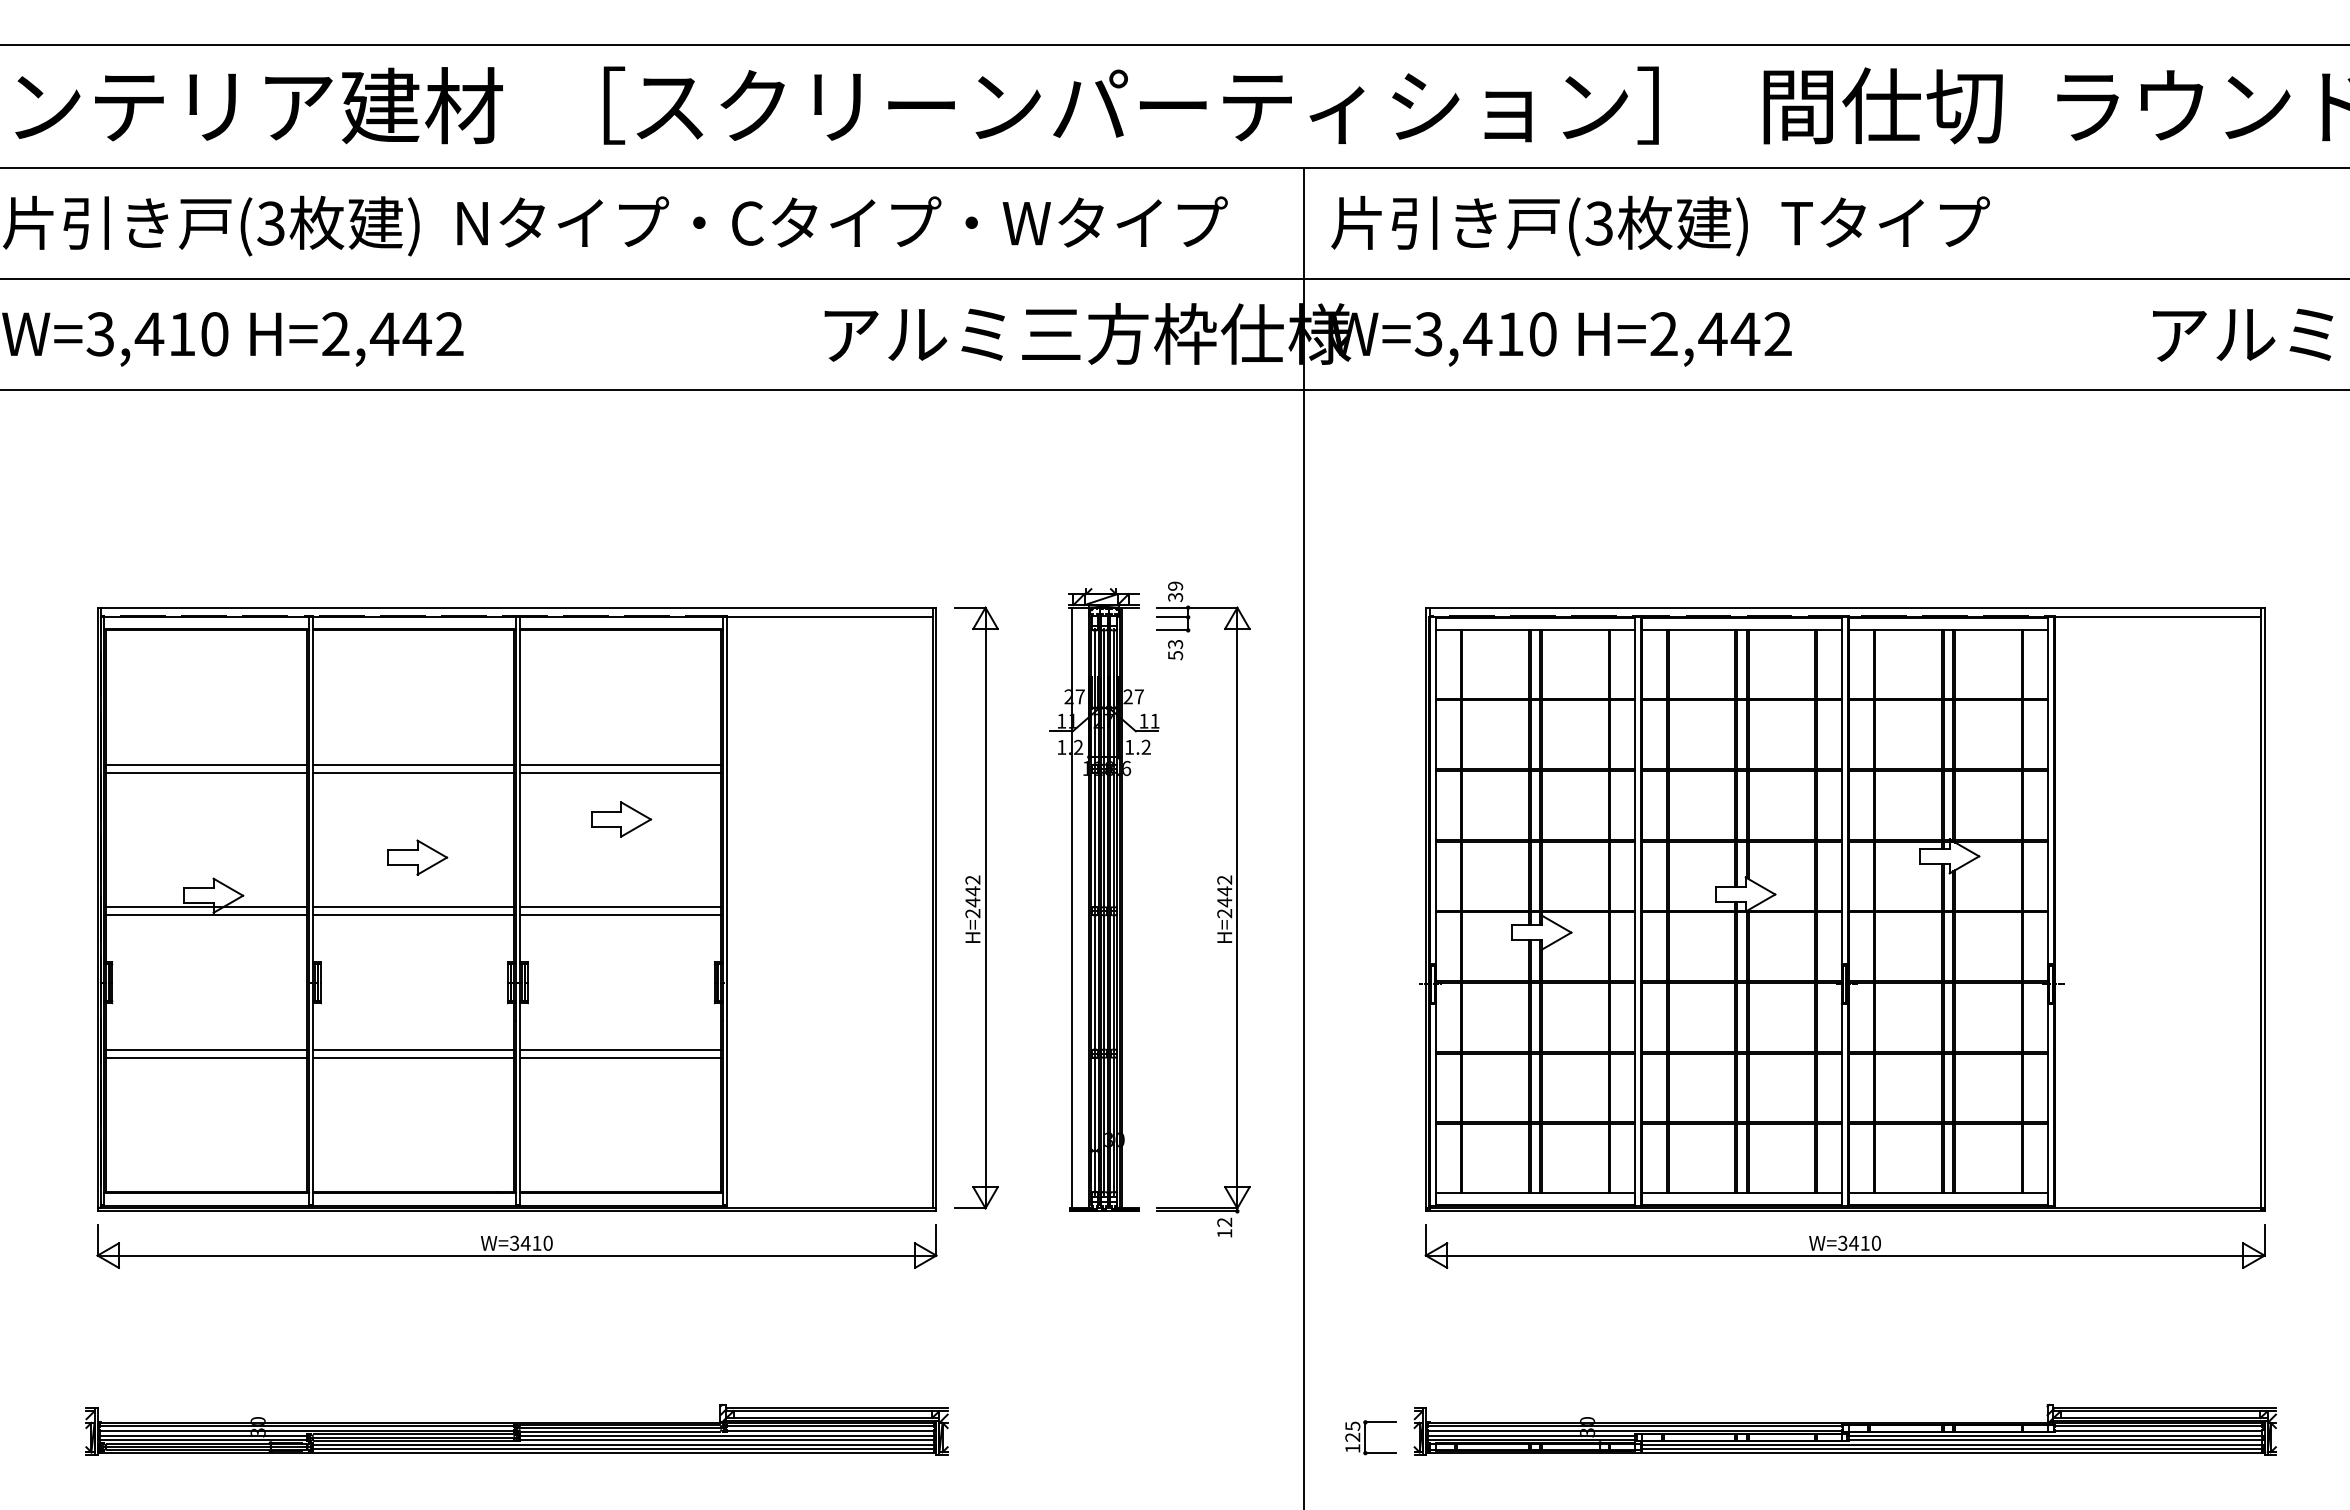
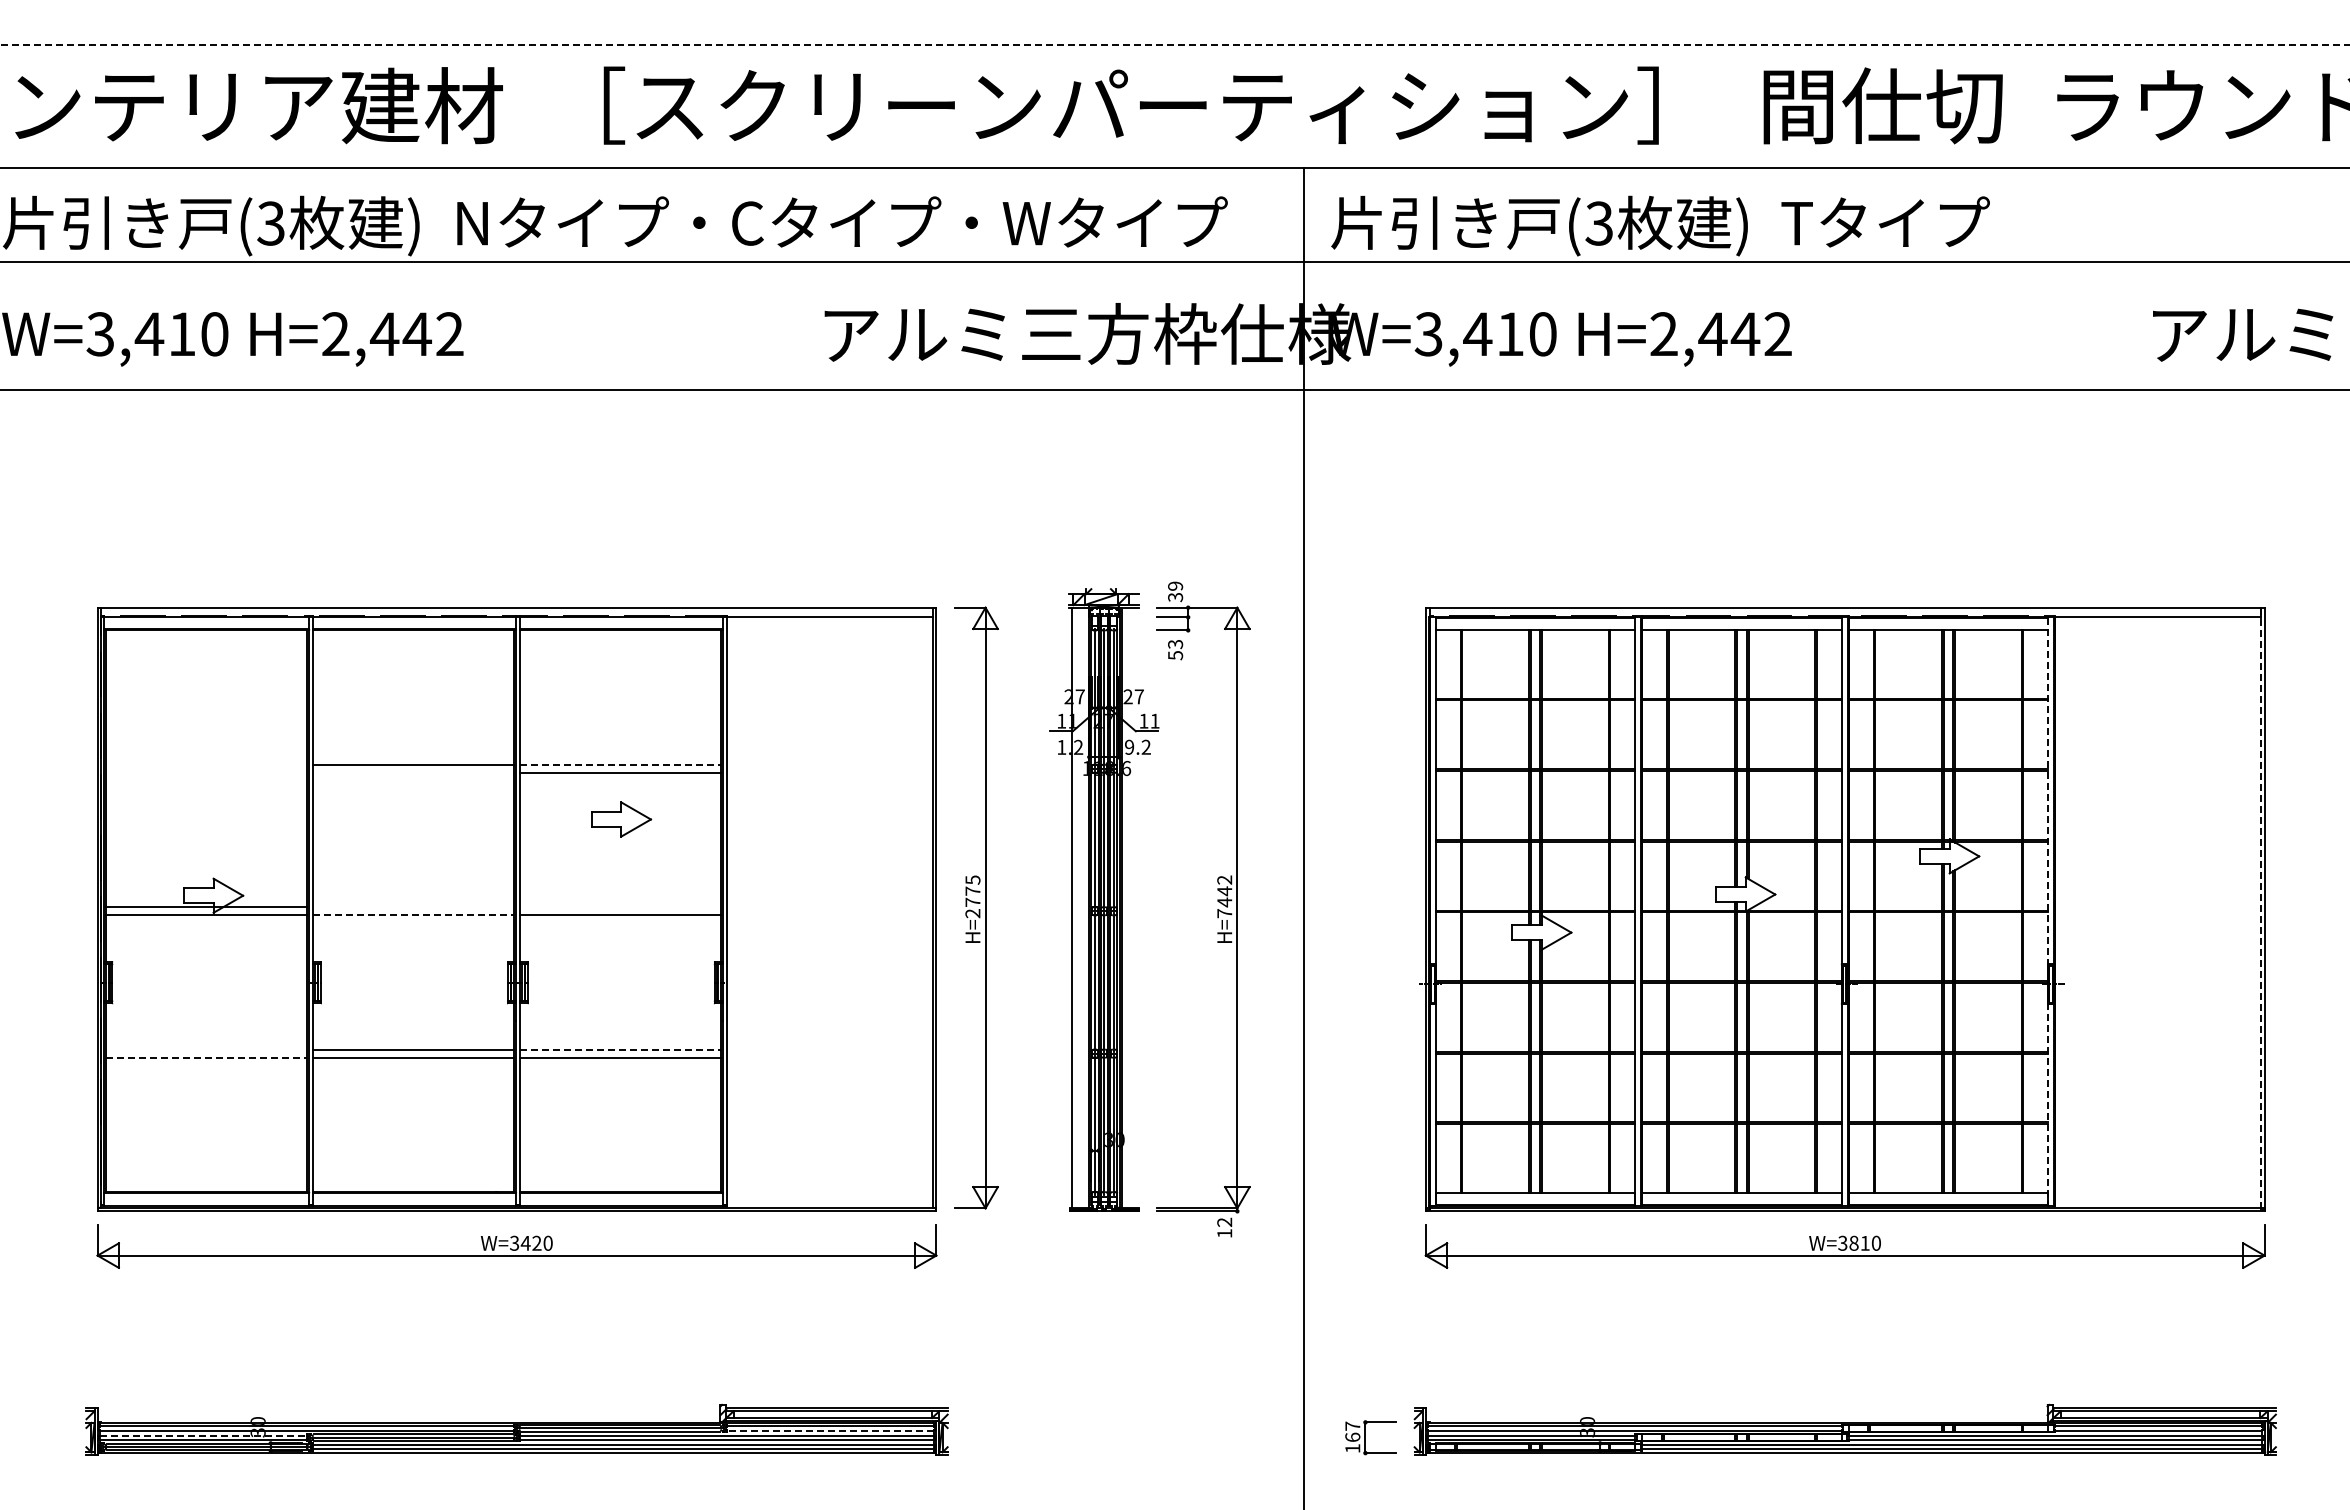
line: solid -> dashed (1175, 45)
line position: (1174, 278) -> (1174, 261) (1174, 261)
text: 1.2 -> 9.2 (1129, 746)
line: present -> none (206, 764)
line: solid -> dashed (620, 764)
line: present -> none (206, 772)
line: present -> none (413, 772)
part: present -> none (417, 857)
text: H=2442 -> H=2775 (972, 891)
line: present -> none (413, 907)
line: present -> none (620, 907)
line: solid -> dashed (2260, 909)
line: solid -> dashed (2048, 912)
text: H=2442 -> H=7442 (1224, 913)
line: solid -> dashed (413, 915)
line: present -> none (206, 1049)
line: solid -> dashed (620, 1049)
line: solid -> dashed (206, 1057)
text: W=3410 -> W=3420 (536, 1242)
text: W=3410 -> W=3810 (1853, 1242)
line: solid -> dashed (830, 1430)
text: 125 -> 167 (1352, 1431)
line: solid -> dashed (203, 1435)
